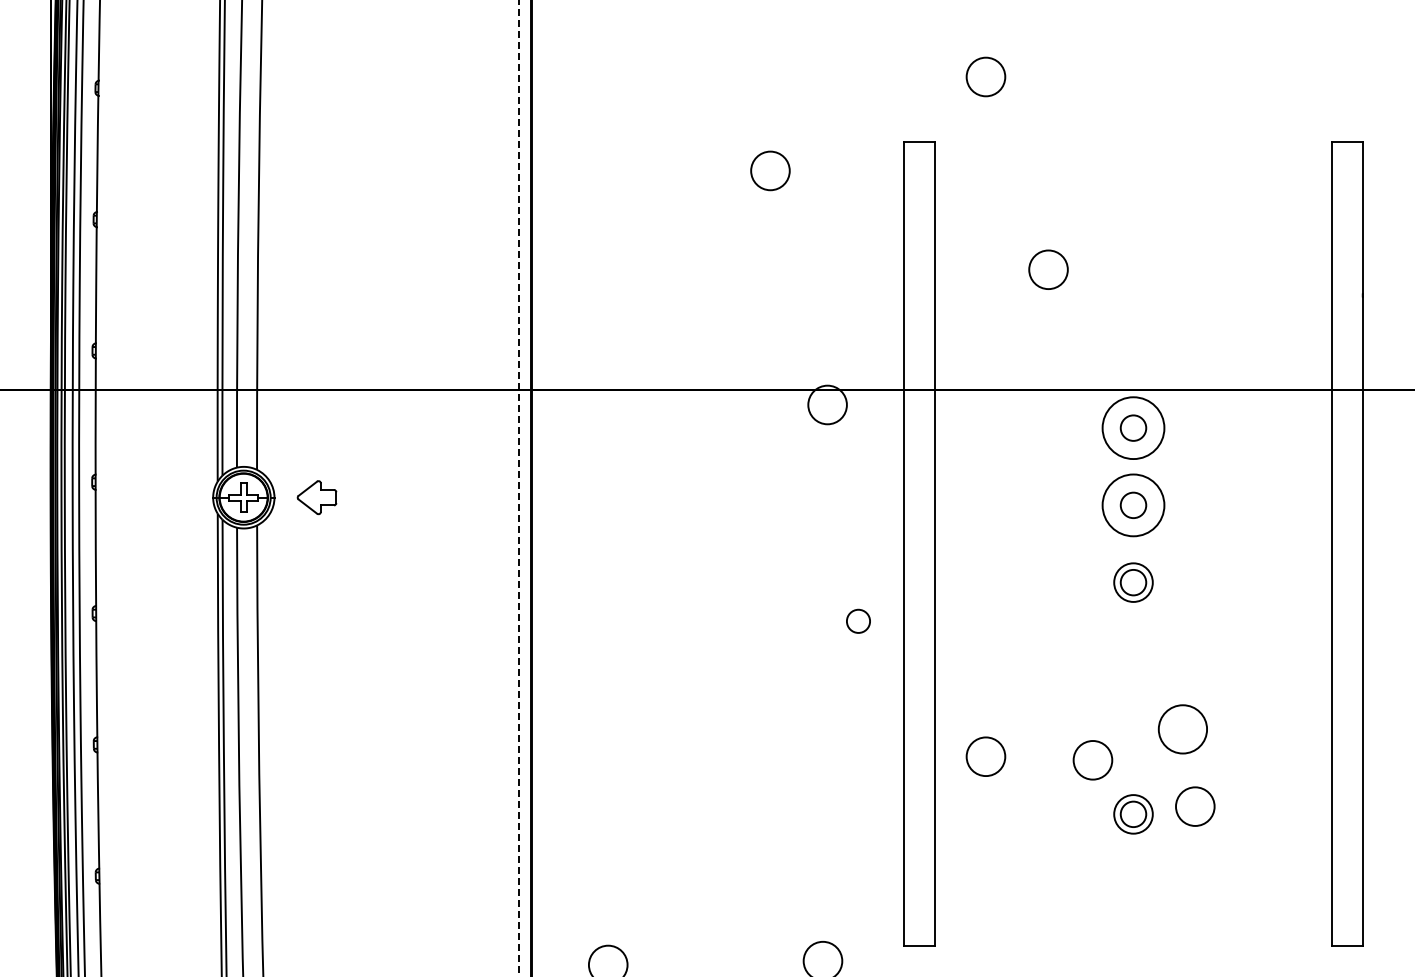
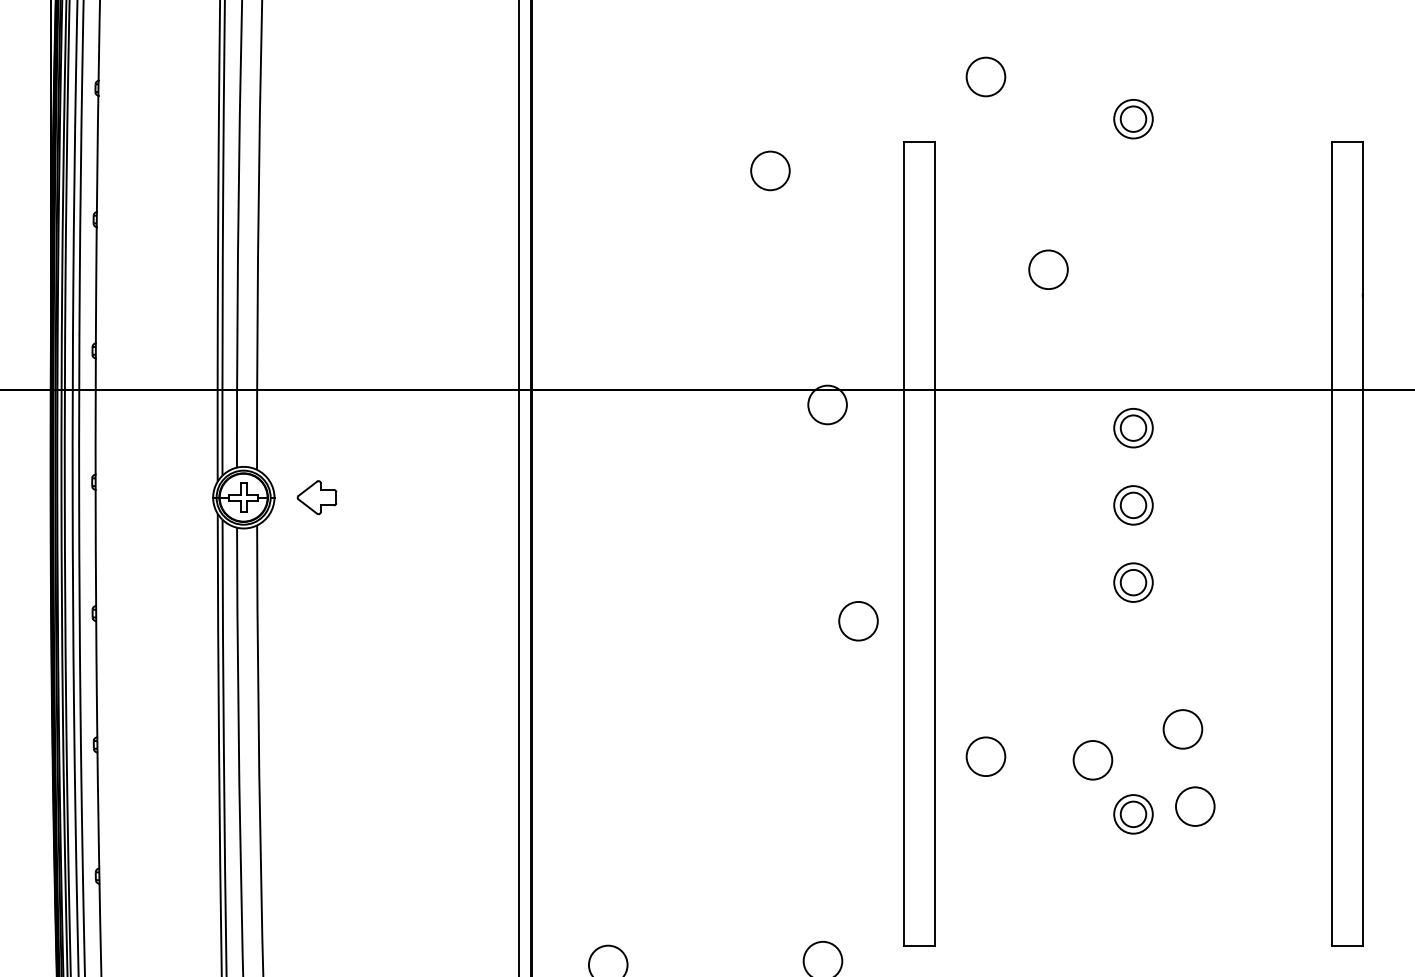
part: none -> present (1133, 119)
circle diameter: 62 px -> 39 px (1133, 427)
line: dashed -> solid (518, 488)
circle diameter: 62 px -> 39 px (1133, 505)
circle size: 25x26 px -> 41x41 px (858, 621)
circle size: 51x51 px -> 42x41 px (1182, 729)
